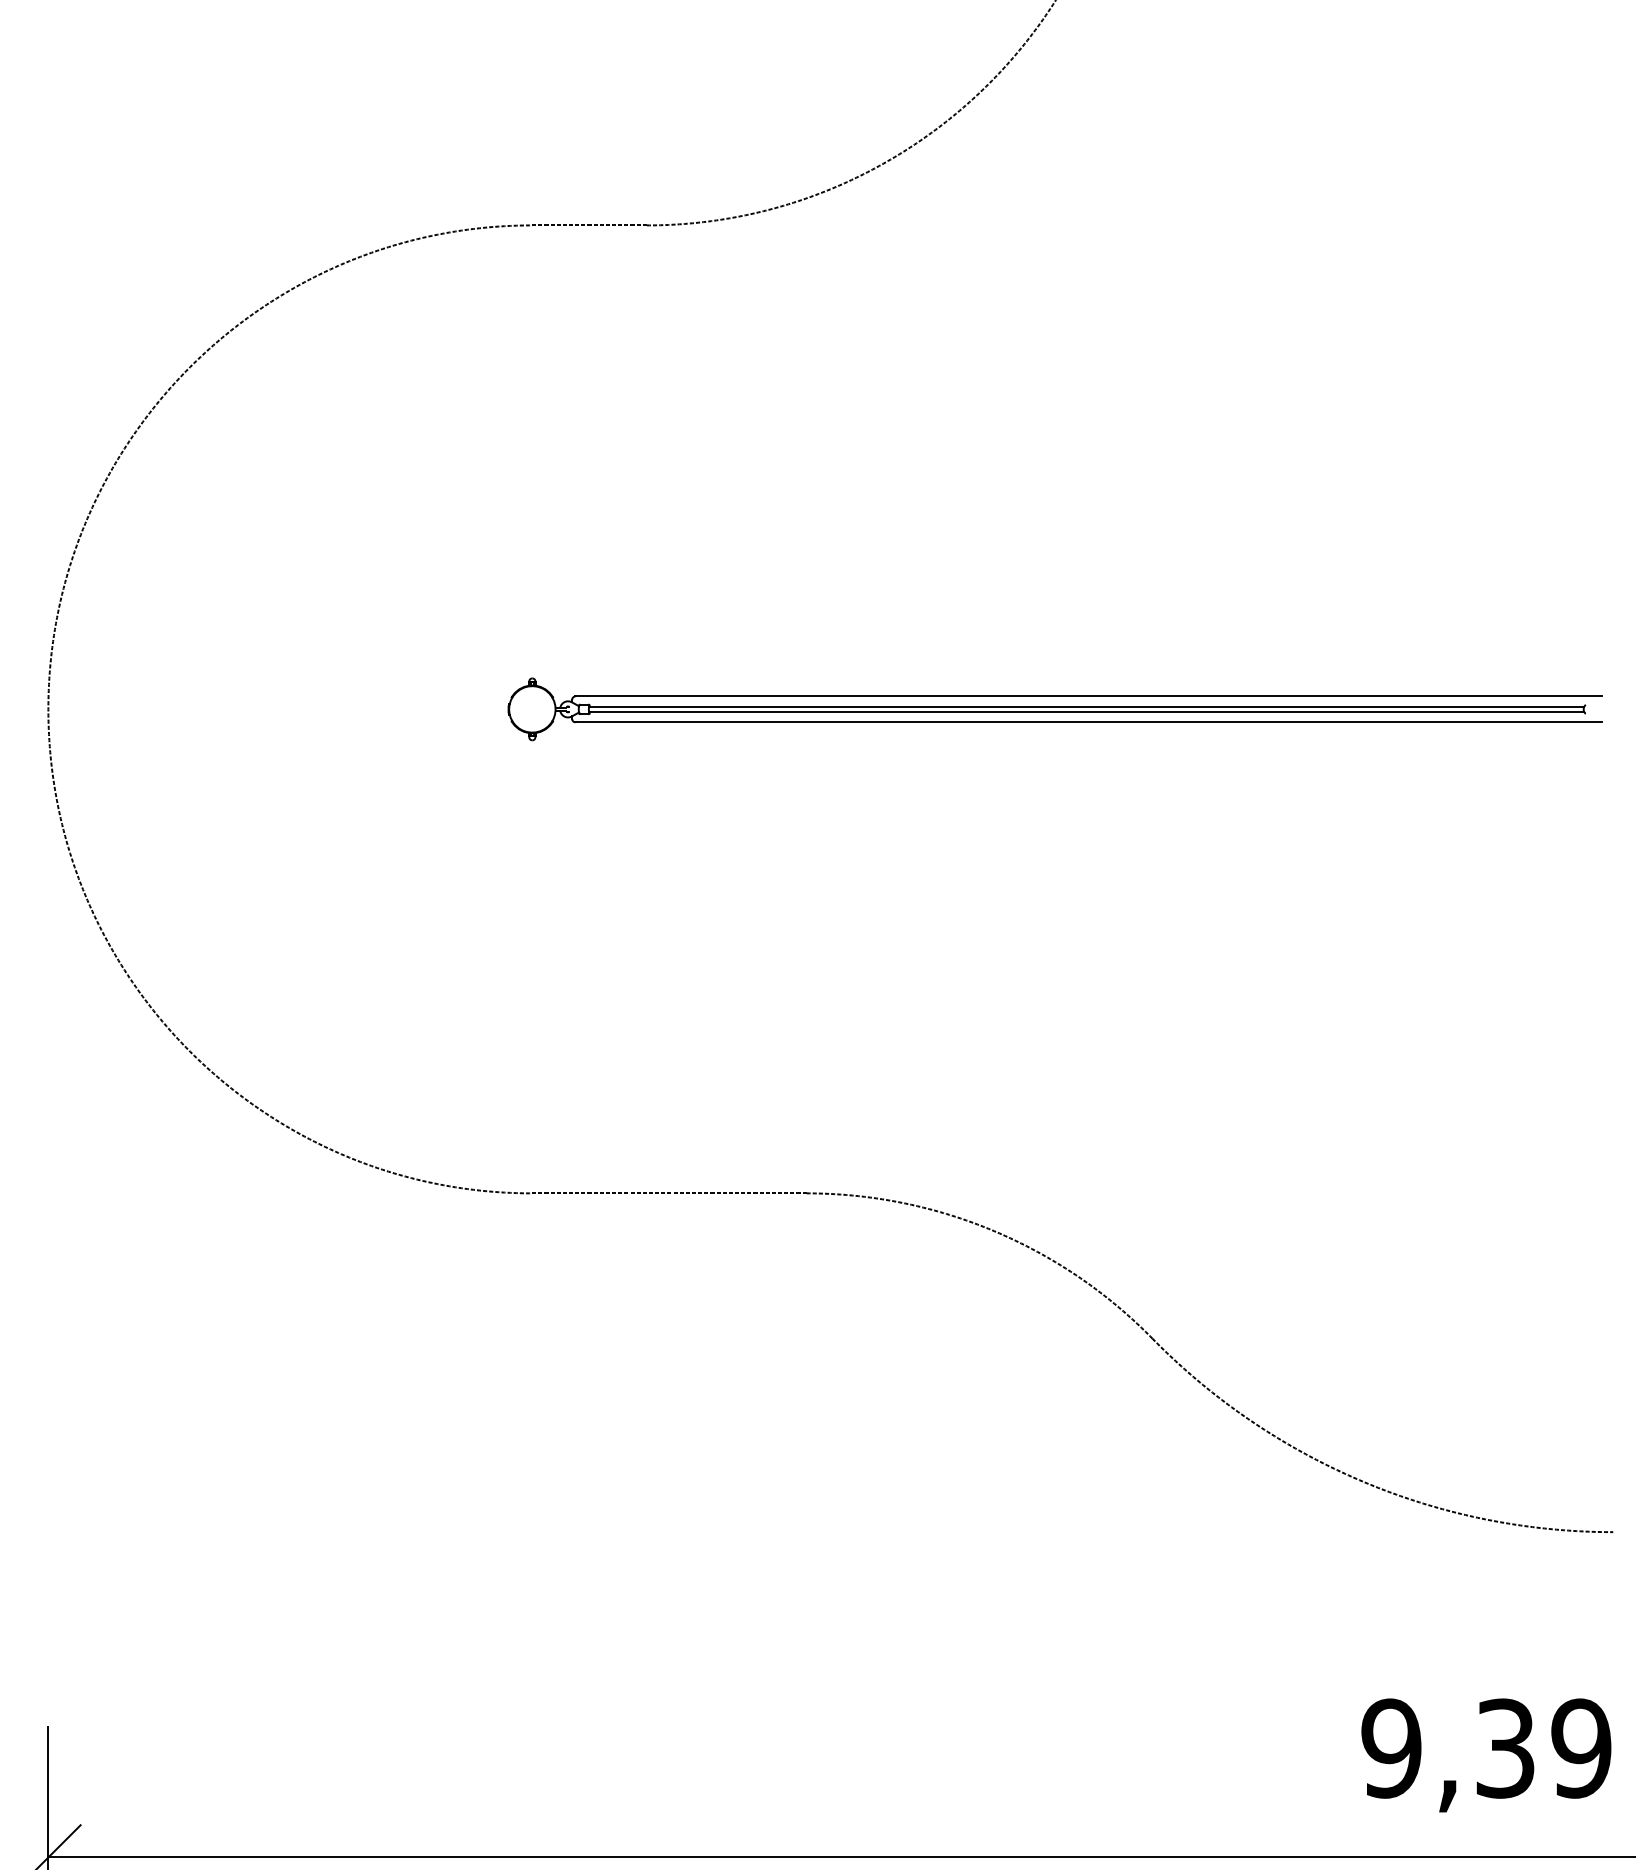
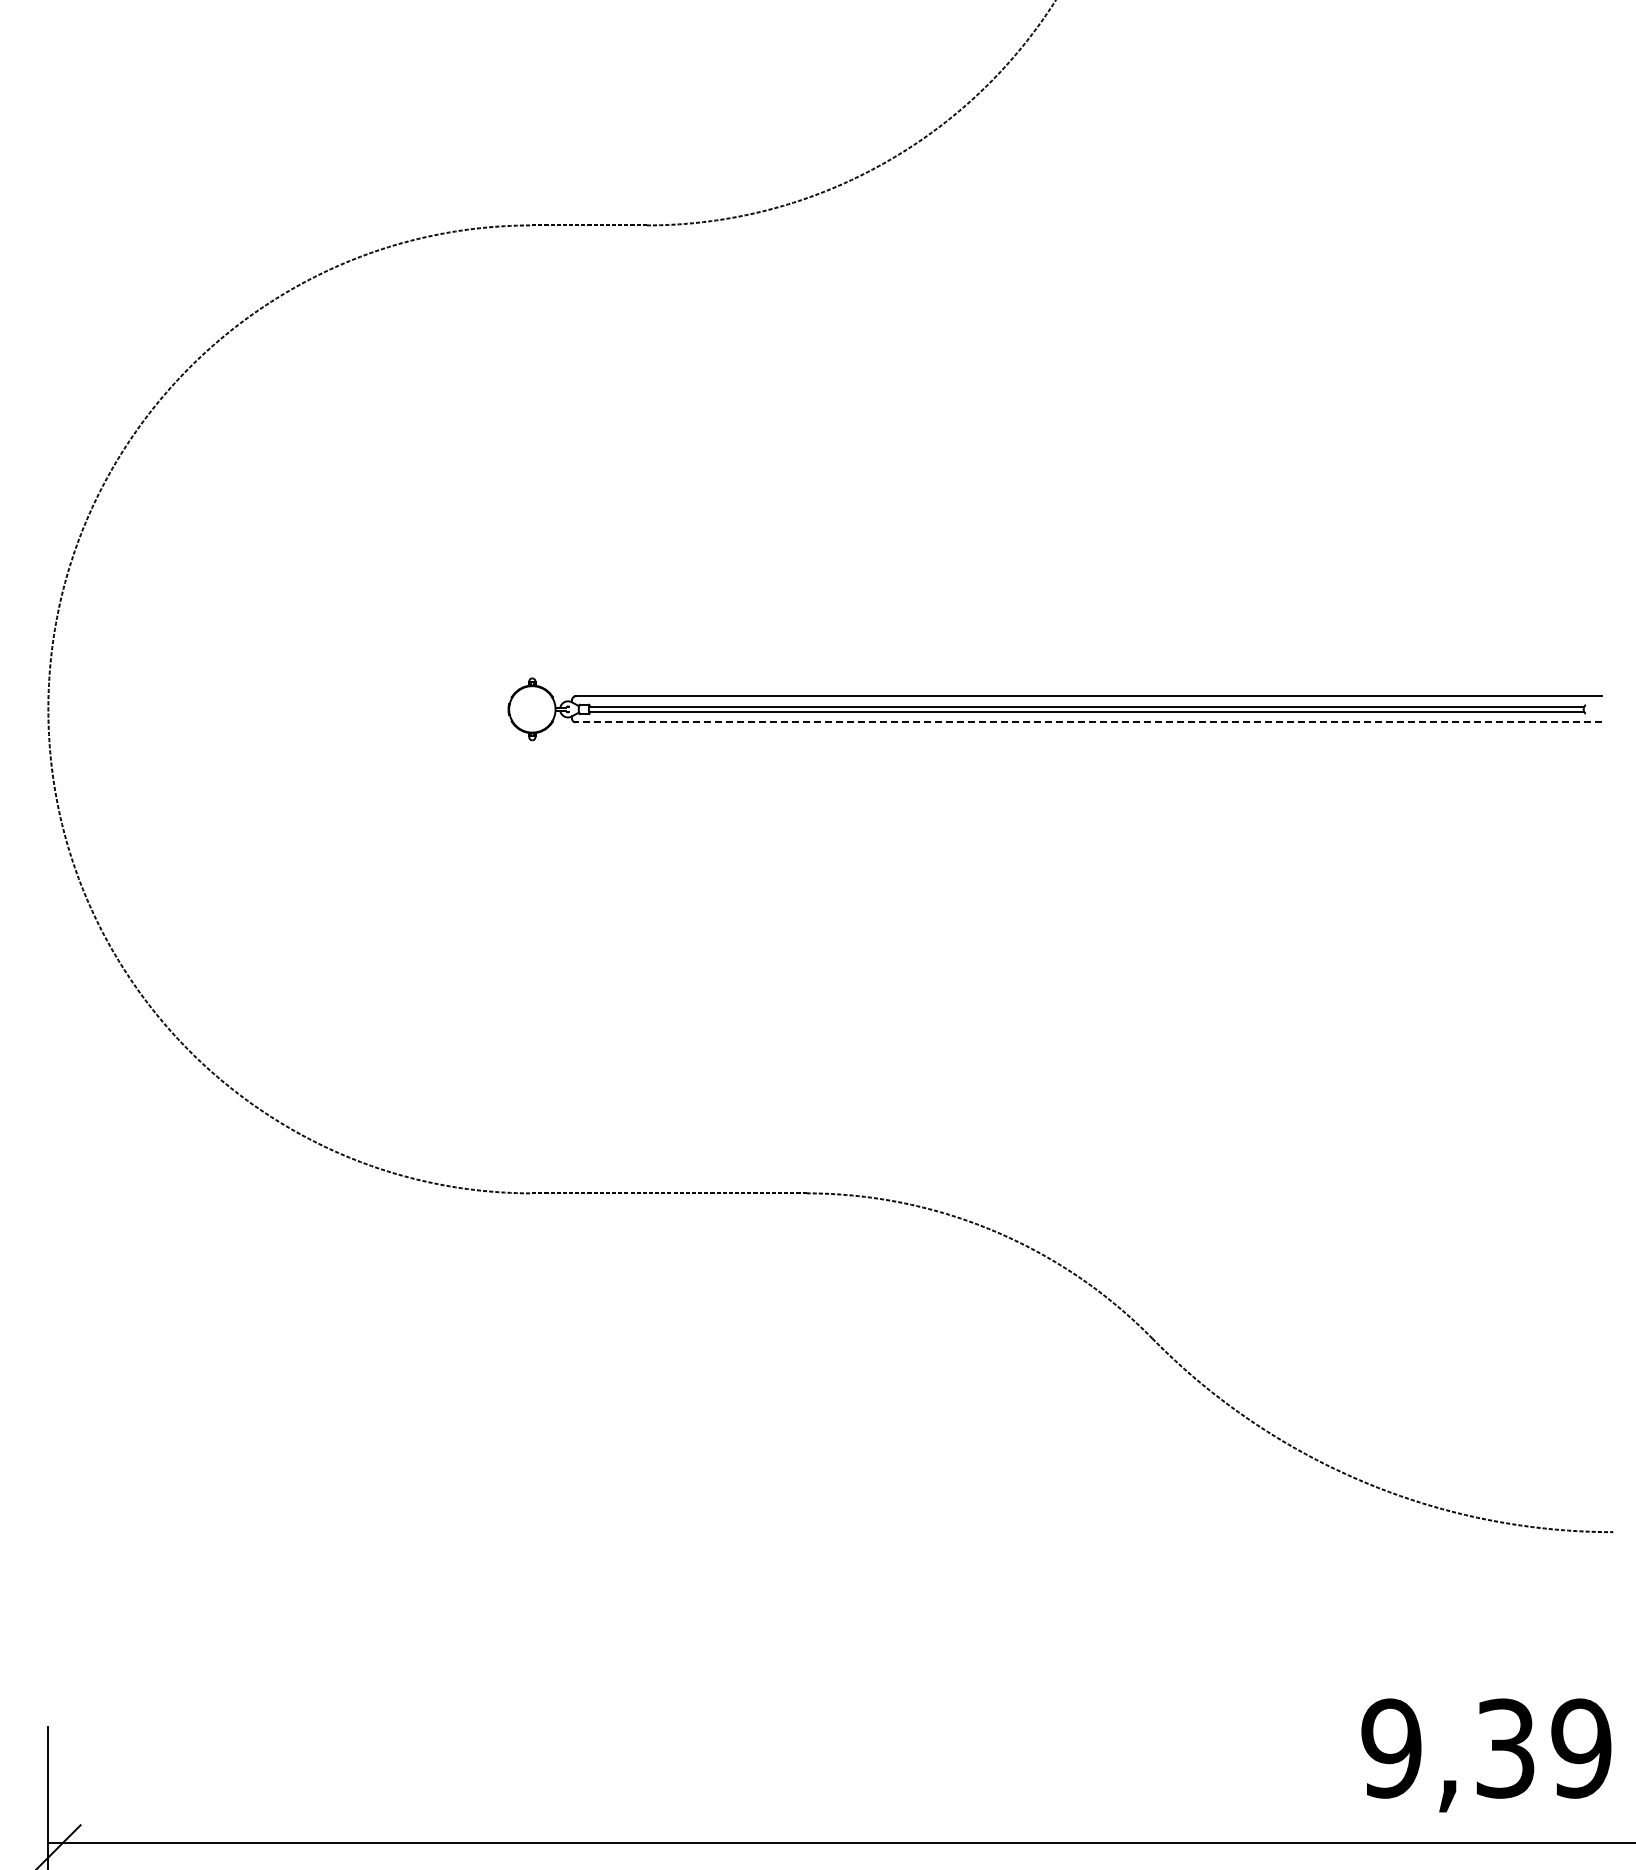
line: solid -> dashed (1088, 722)
line position: (840, 1857) -> (840, 1843) (840, 1843)
